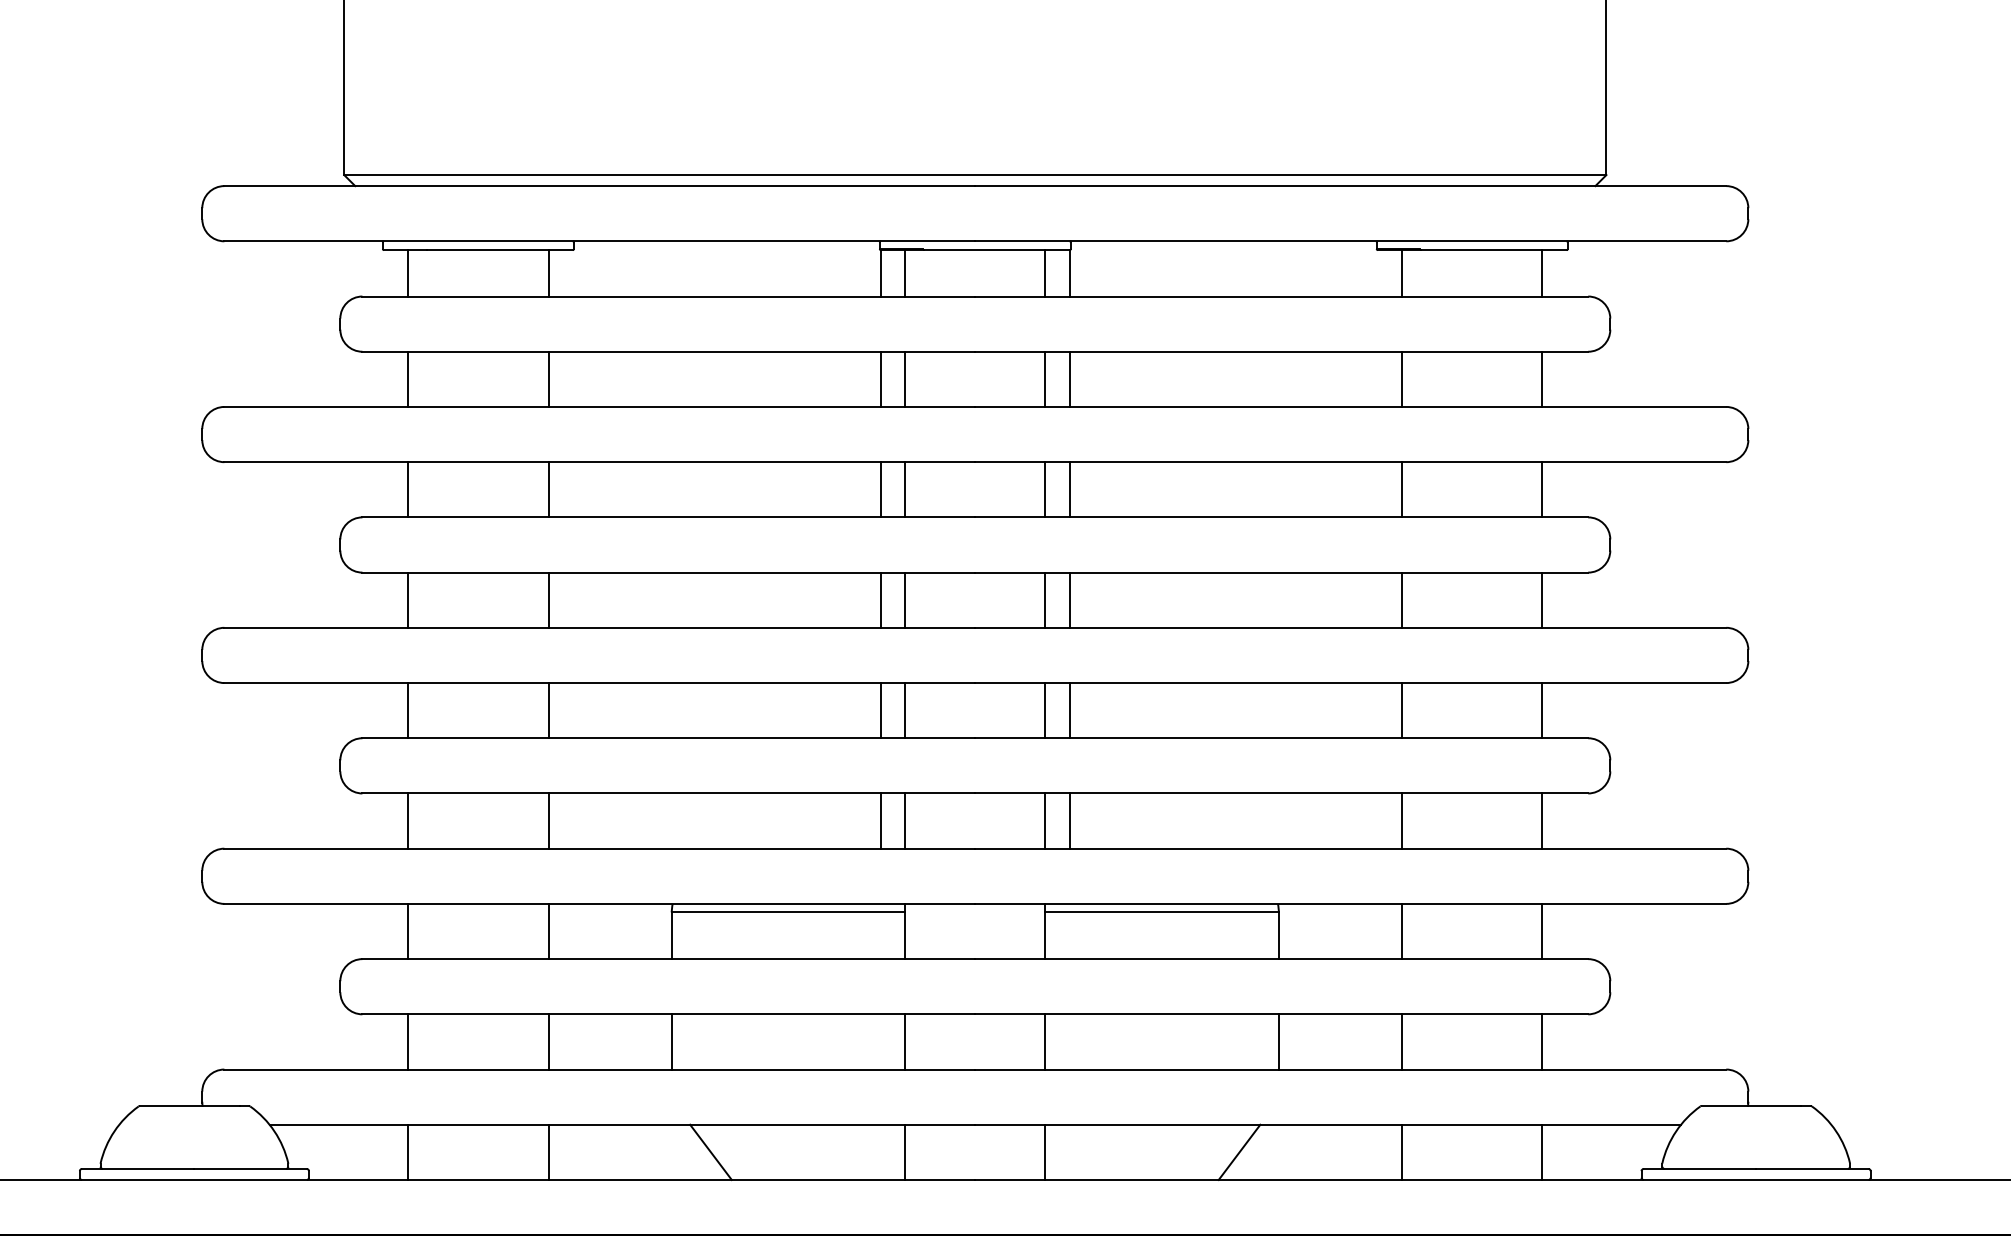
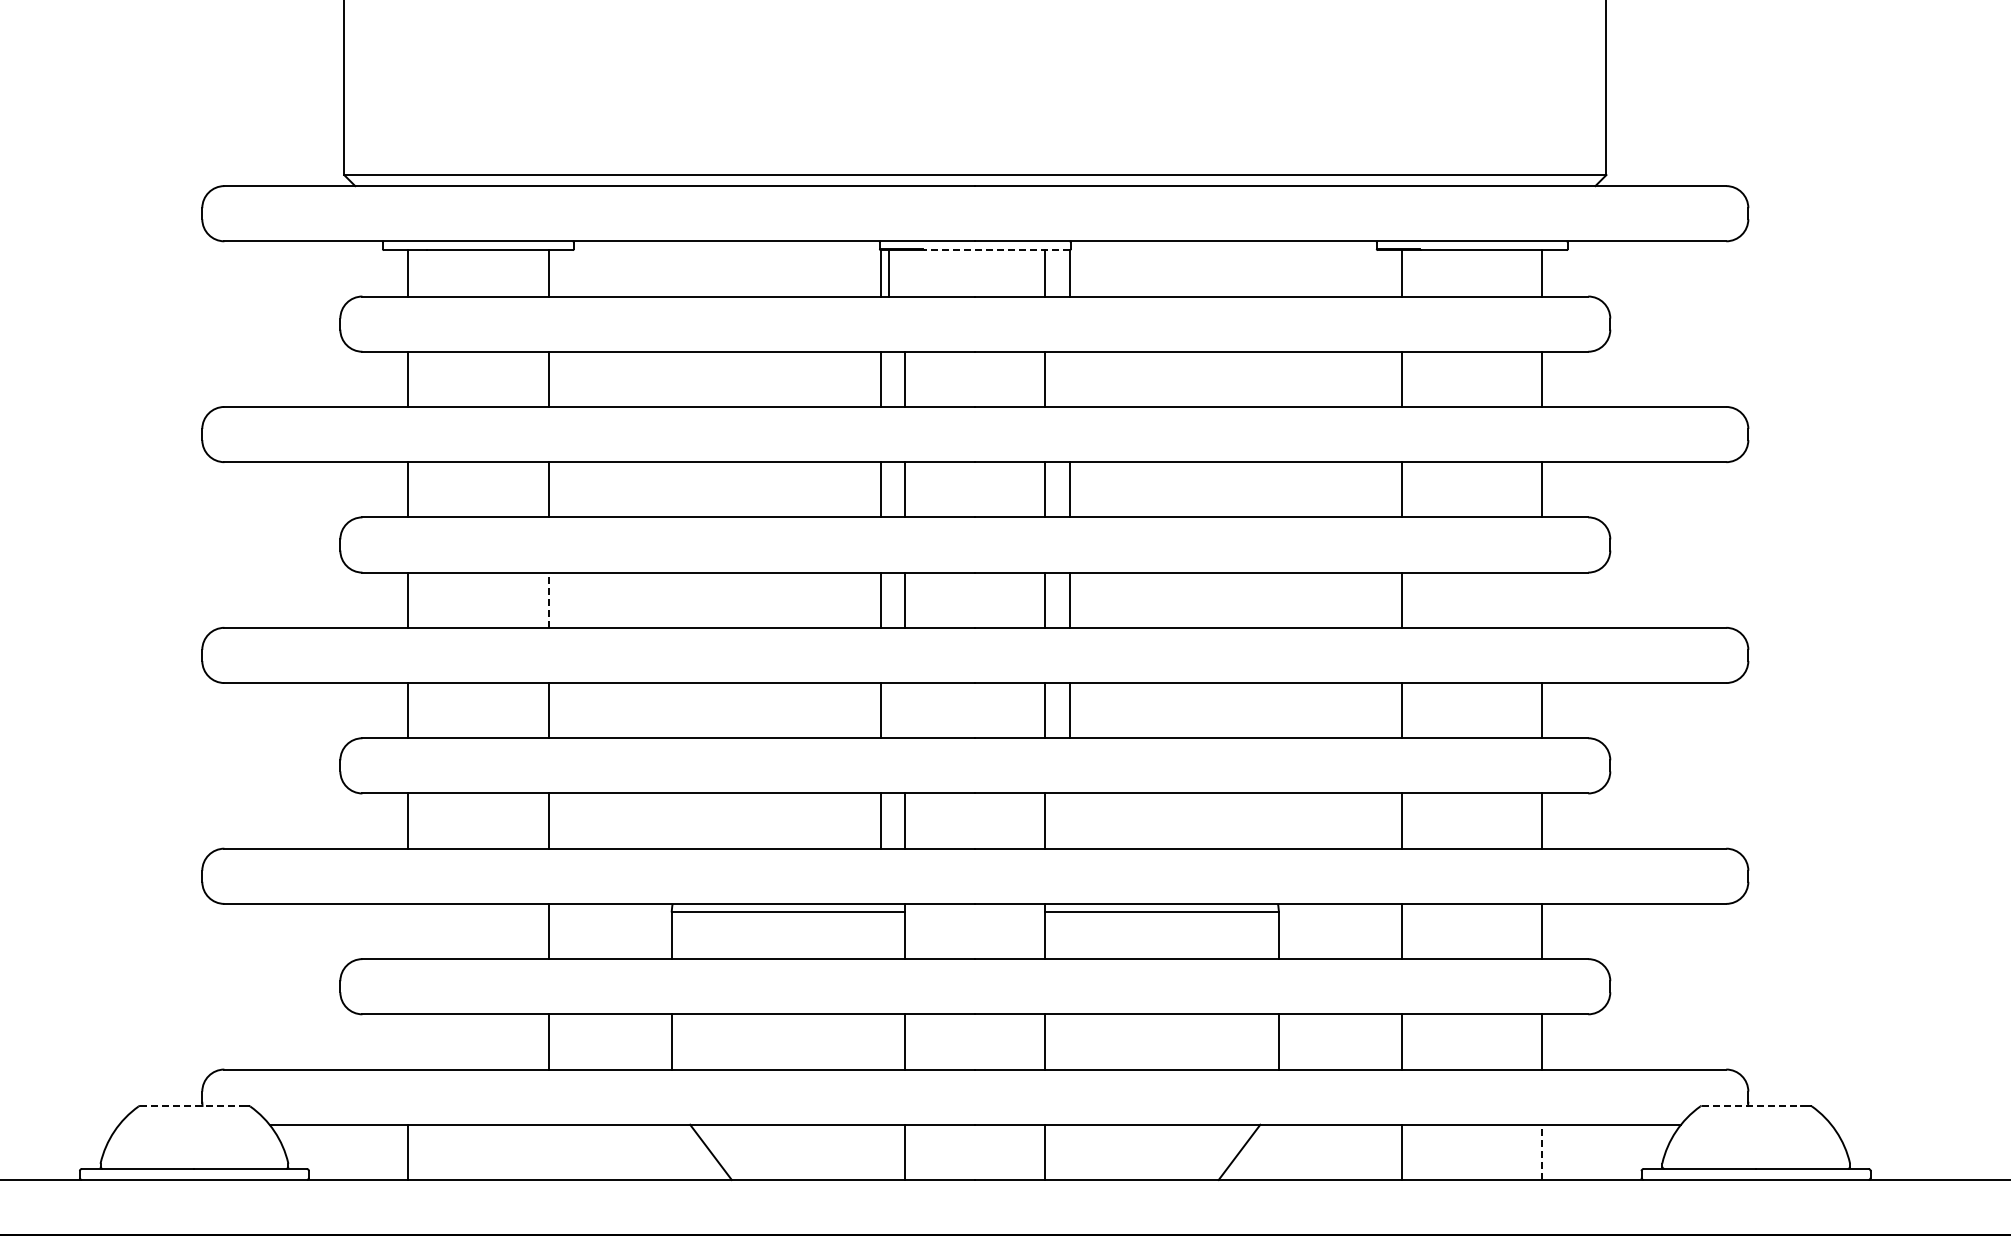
line: solid -> dashed (996, 250)
line position: (905, 273) -> (889, 273) (889, 273)
line: present -> none (1069, 378)
line: present -> none (1542, 599)
line: solid -> dashed (548, 600)
line: present -> none (905, 710)
line: present -> none (1069, 820)
line: present -> none (408, 931)
line: present -> none (408, 1041)
line: solid -> dashed (190, 1106)
line: solid -> dashed (1751, 1106)
line: present -> none (548, 1151)
line: solid -> dashed (1542, 1152)
